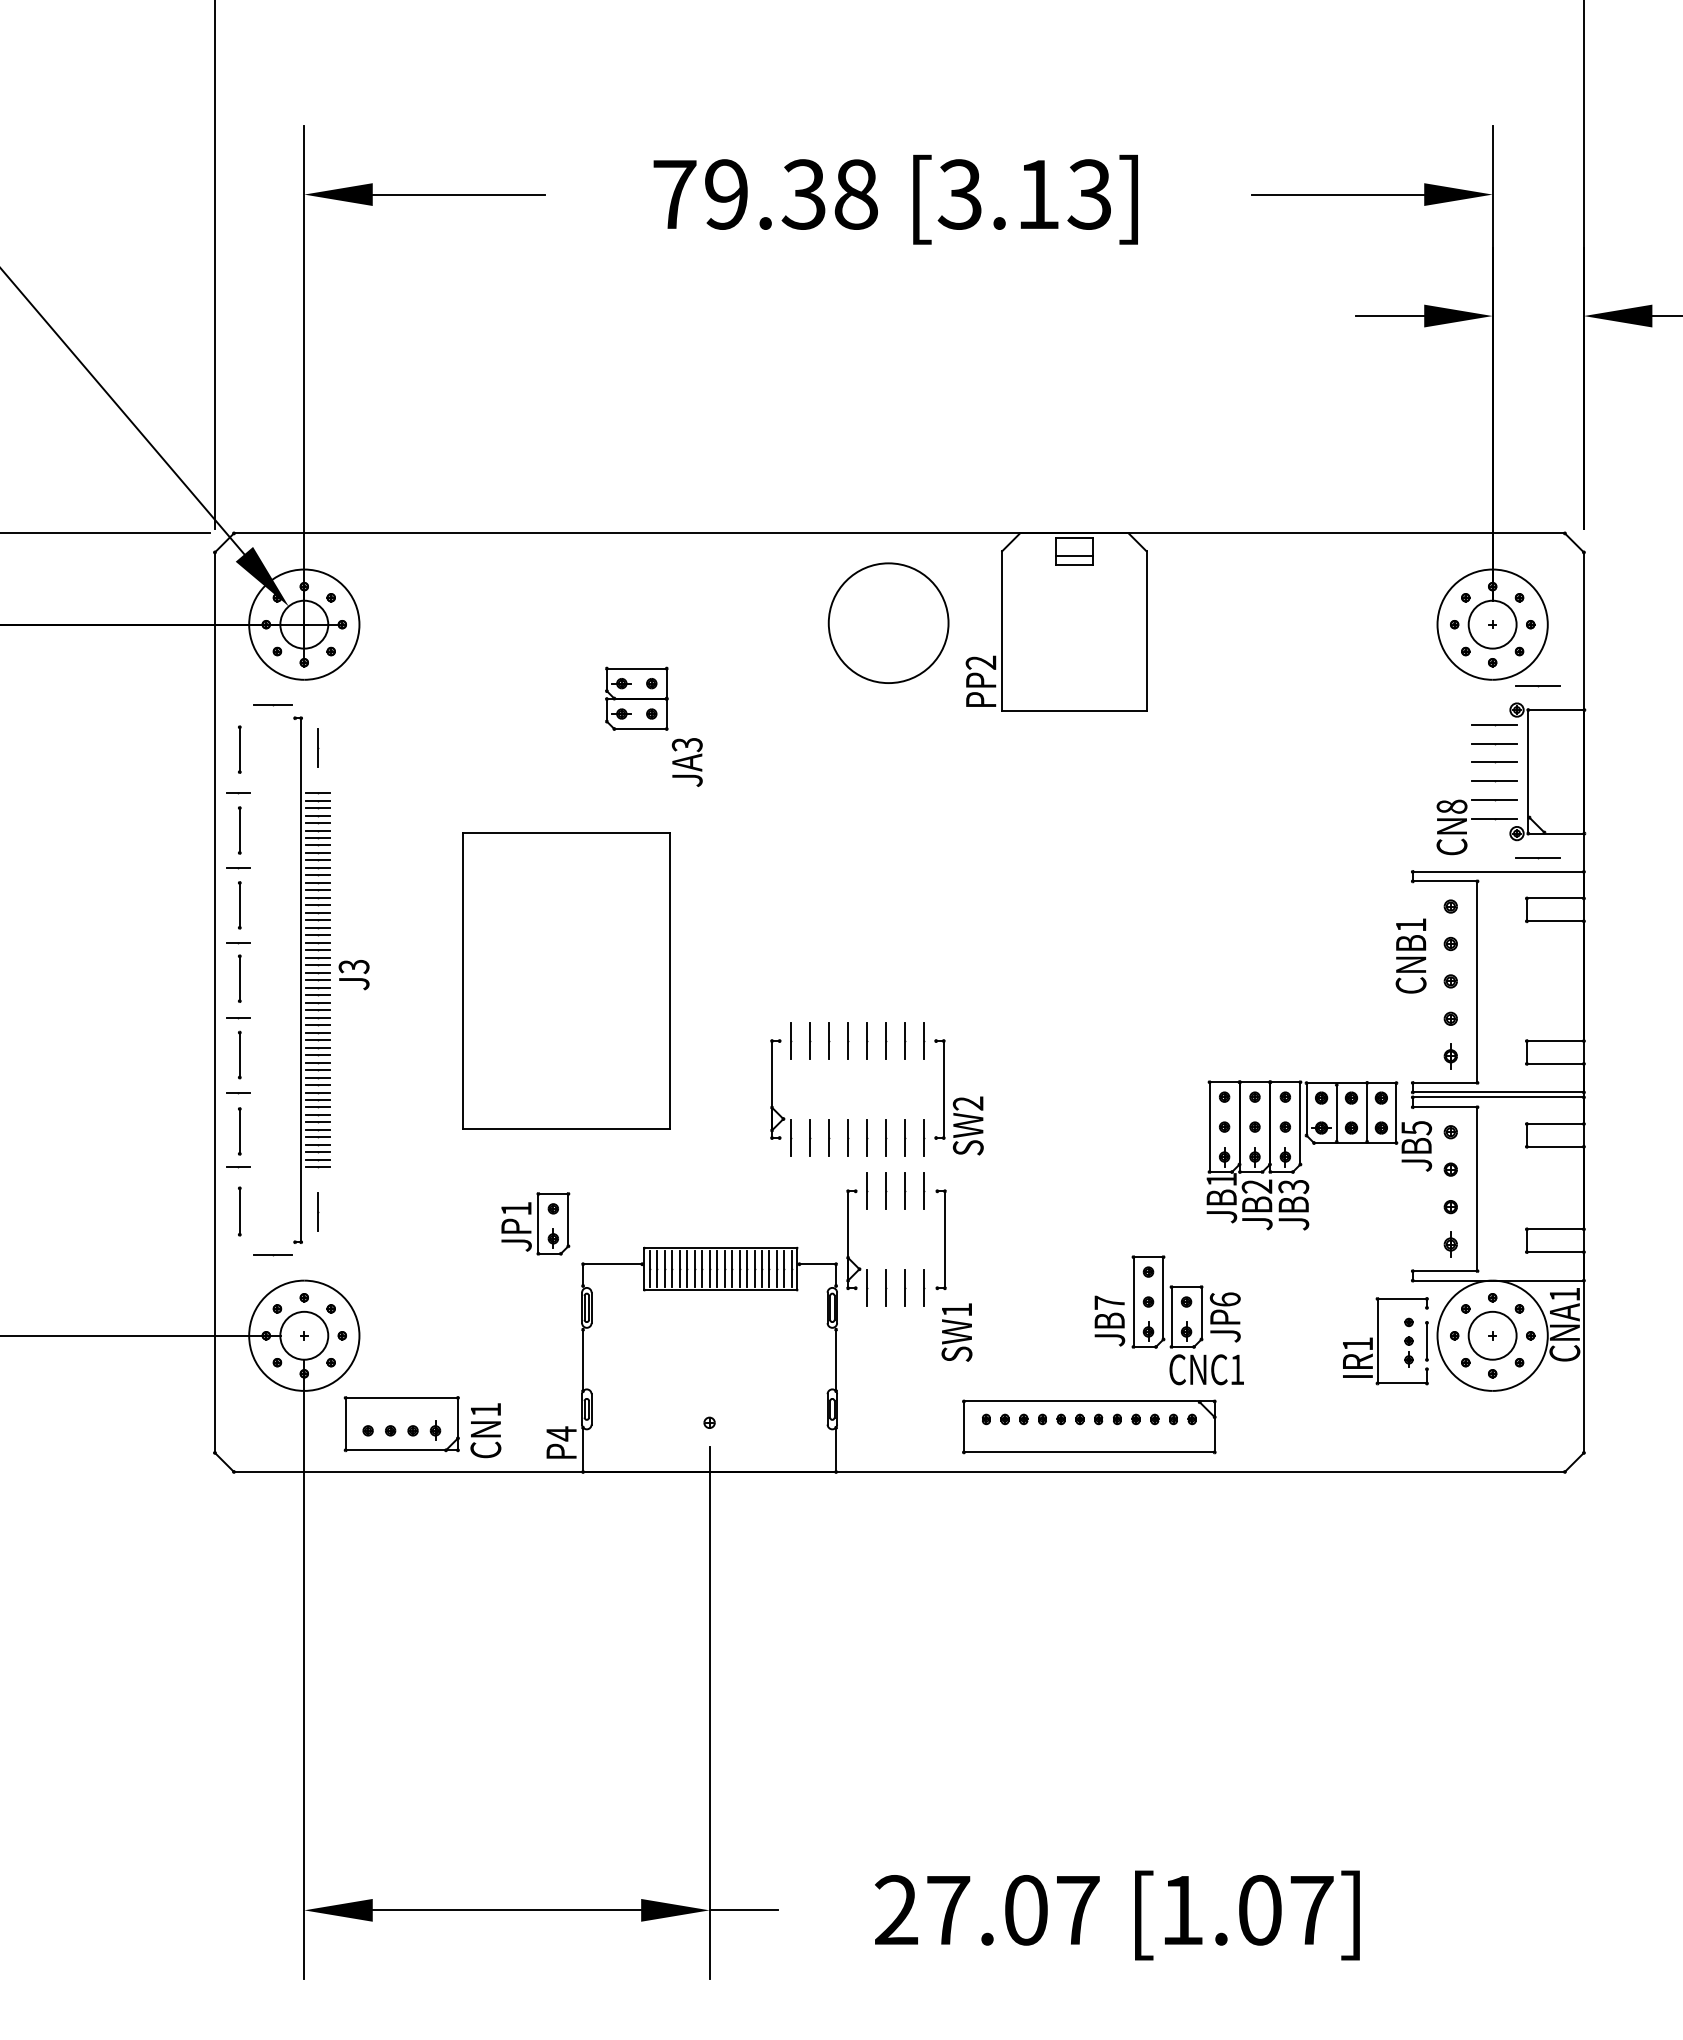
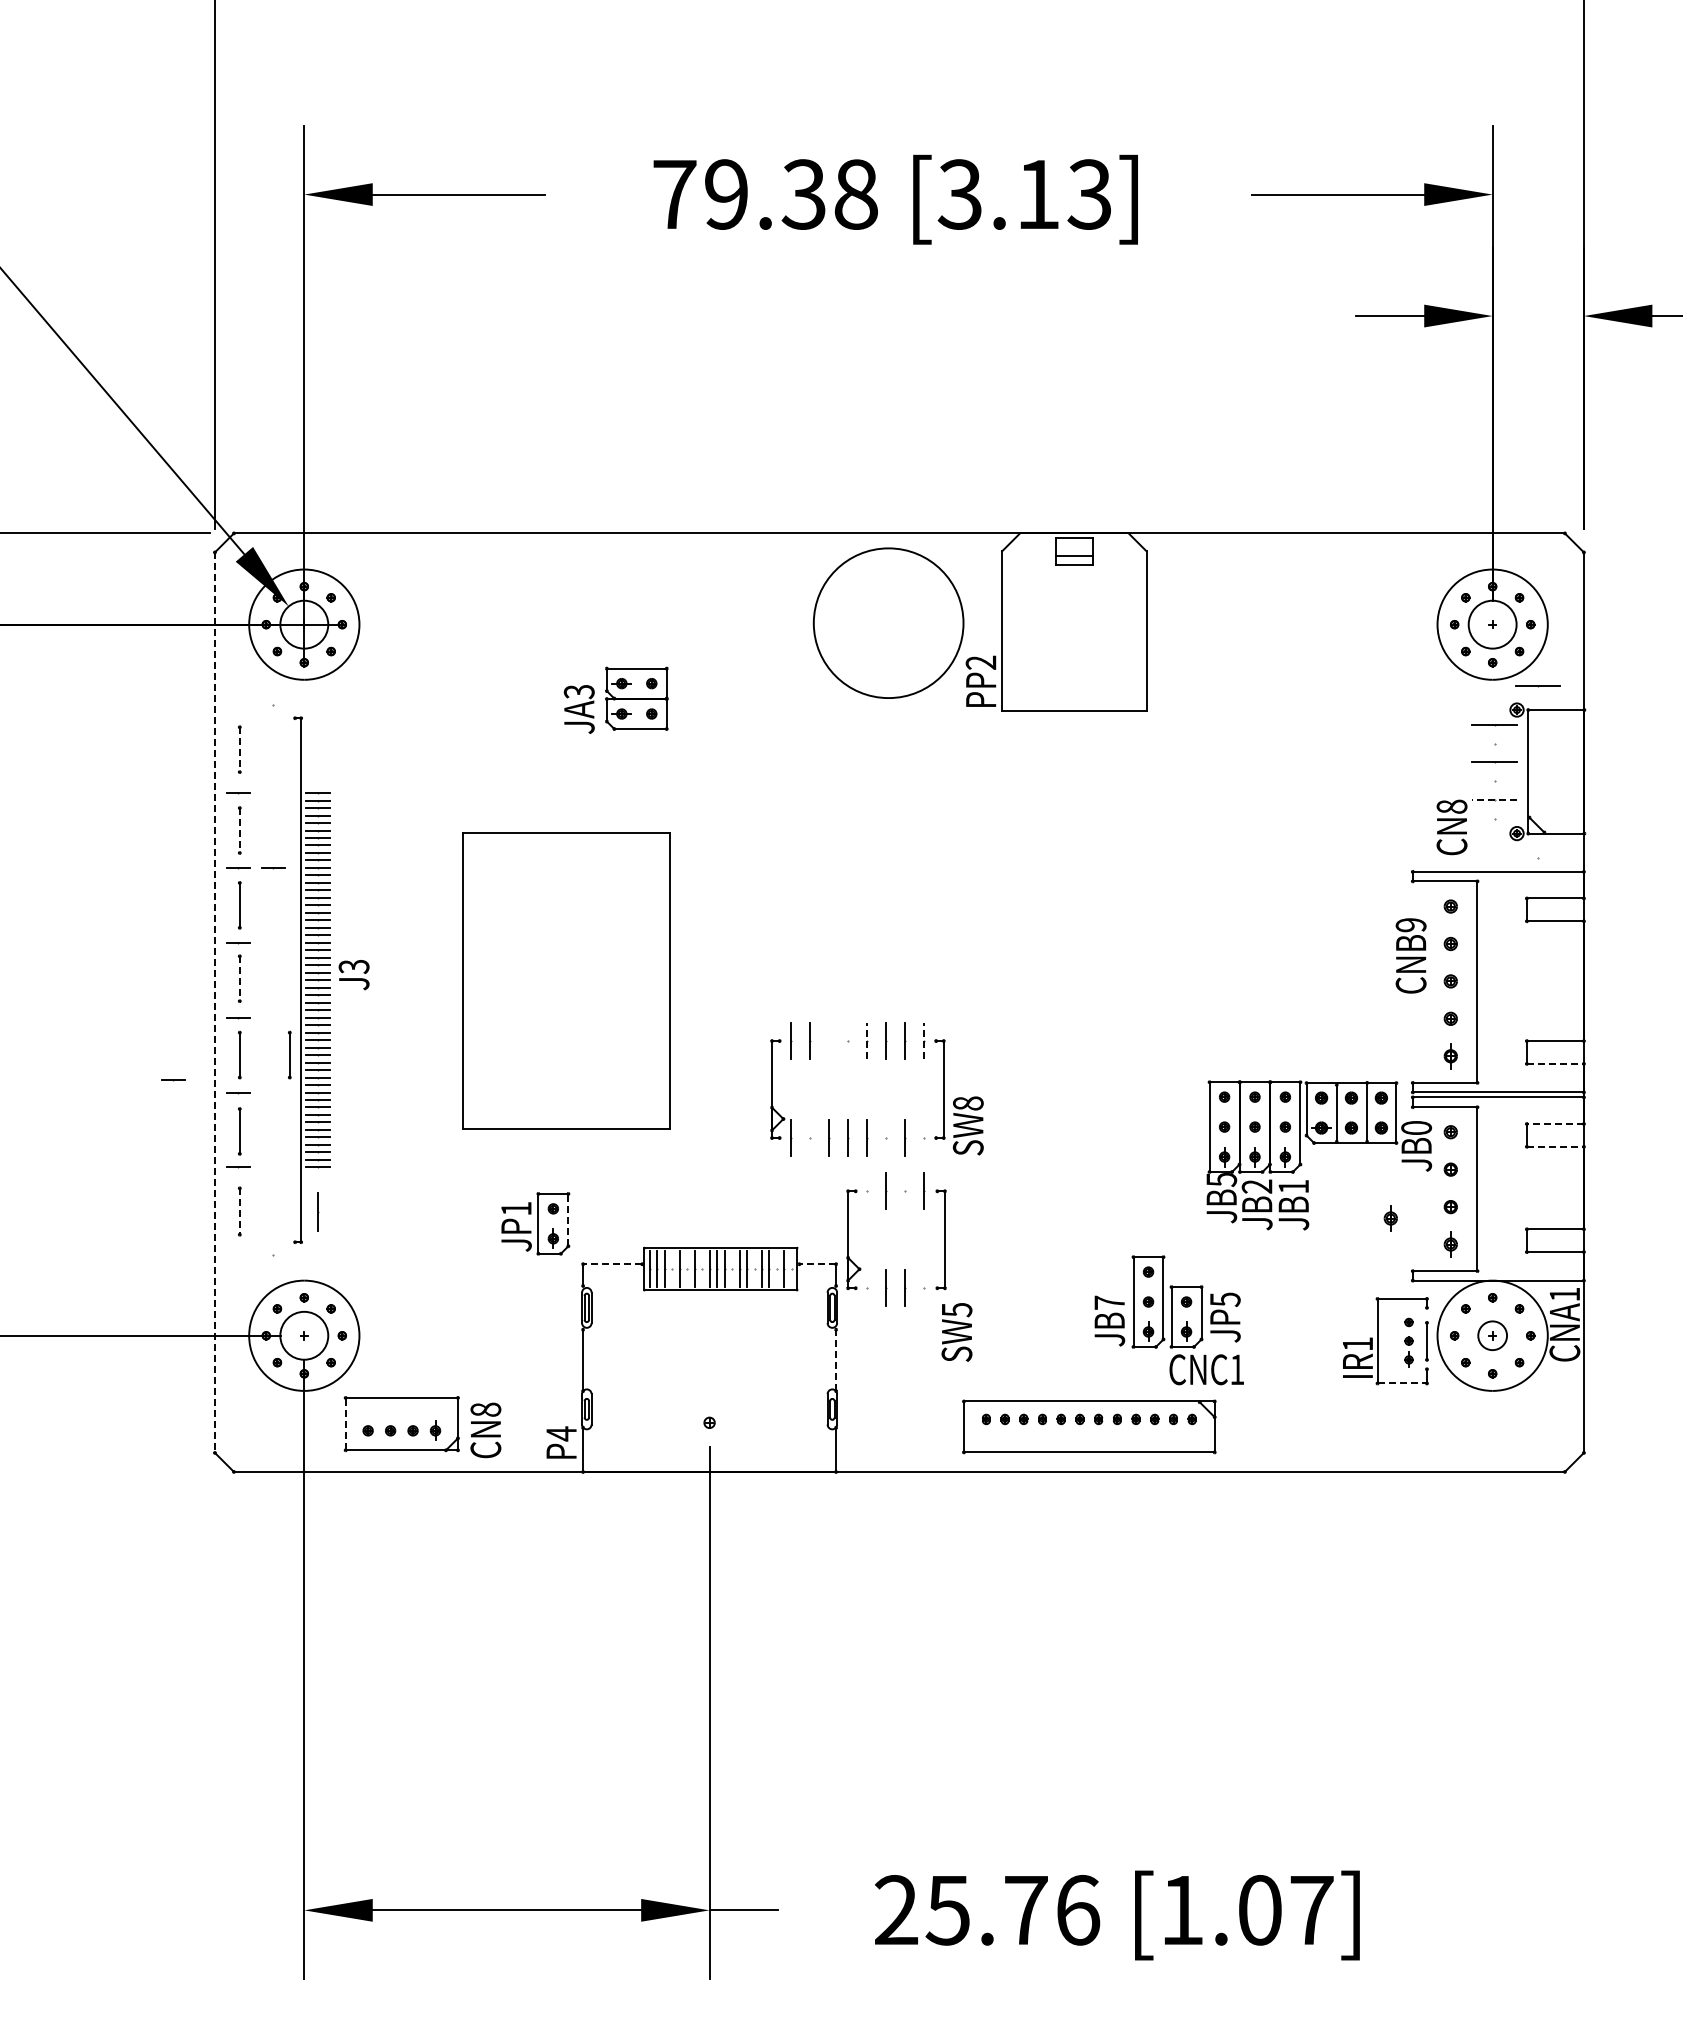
circle diameter: 120 px -> 150 px (888, 623)
line: present -> none (272, 705)
line: present -> none (1494, 743)
line: present -> none (318, 747)
line: solid -> dashed (239, 750)
text position: (686, 762) -> (578, 709) (578, 709)
line: present -> none (1494, 781)
line: solid -> dashed (1494, 799)
line: present -> none (1494, 818)
line: solid -> dashed (239, 831)
line: present -> none (1537, 857)
line: none -> present (273, 868)
text: CNB1 -> CNB9 (1410, 925)
line: solid -> dashed (239, 979)
line: solid -> dashed (214, 1003)
line: present -> none (829, 1040)
line: solid -> dashed (867, 1040)
line: solid -> dashed (924, 1040)
line: present -> none (848, 1041)
part: none -> present (289, 1054)
line: solid -> dashed (1555, 1063)
line: none -> present (173, 1080)
text: SW2 -> SW8 (967, 1103)
line: solid -> dashed (1555, 1123)
text: JB5 -> JB0 (1416, 1128)
line: present -> none (810, 1137)
line: present -> none (886, 1137)
line: present -> none (924, 1137)
line: solid -> dashed (1555, 1146)
text: JB1 -> JB5 (1221, 1180)
text: JB3 -> JB1 (1293, 1187)
line: present -> none (867, 1191)
line: present -> none (905, 1191)
line: solid -> dashed (239, 1212)
part: none -> present (1390, 1218)
line: solid -> dashed (568, 1219)
line: present -> none (272, 1255)
line: solid -> dashed (612, 1264)
line: solid -> dashed (817, 1264)
line: present -> none (672, 1268)
line: present -> none (687, 1268)
line: present -> none (702, 1268)
line: present -> none (732, 1268)
line: present -> none (754, 1268)
line: present -> none (776, 1268)
line: present -> none (791, 1268)
line: present -> none (867, 1288)
line: present -> none (924, 1288)
text: JP6 -> JP5 (1224, 1299)
text: SW1 -> SW5 (957, 1310)
circle diameter: 48 px -> 29 px (1492, 1335)
line: solid -> dashed (836, 1360)
line: solid -> dashed (1402, 1383)
text: CN1 -> CN8 (485, 1409)
line: solid -> dashed (345, 1423)
text: 27.07 -> 25.76 (1012, 1910)
